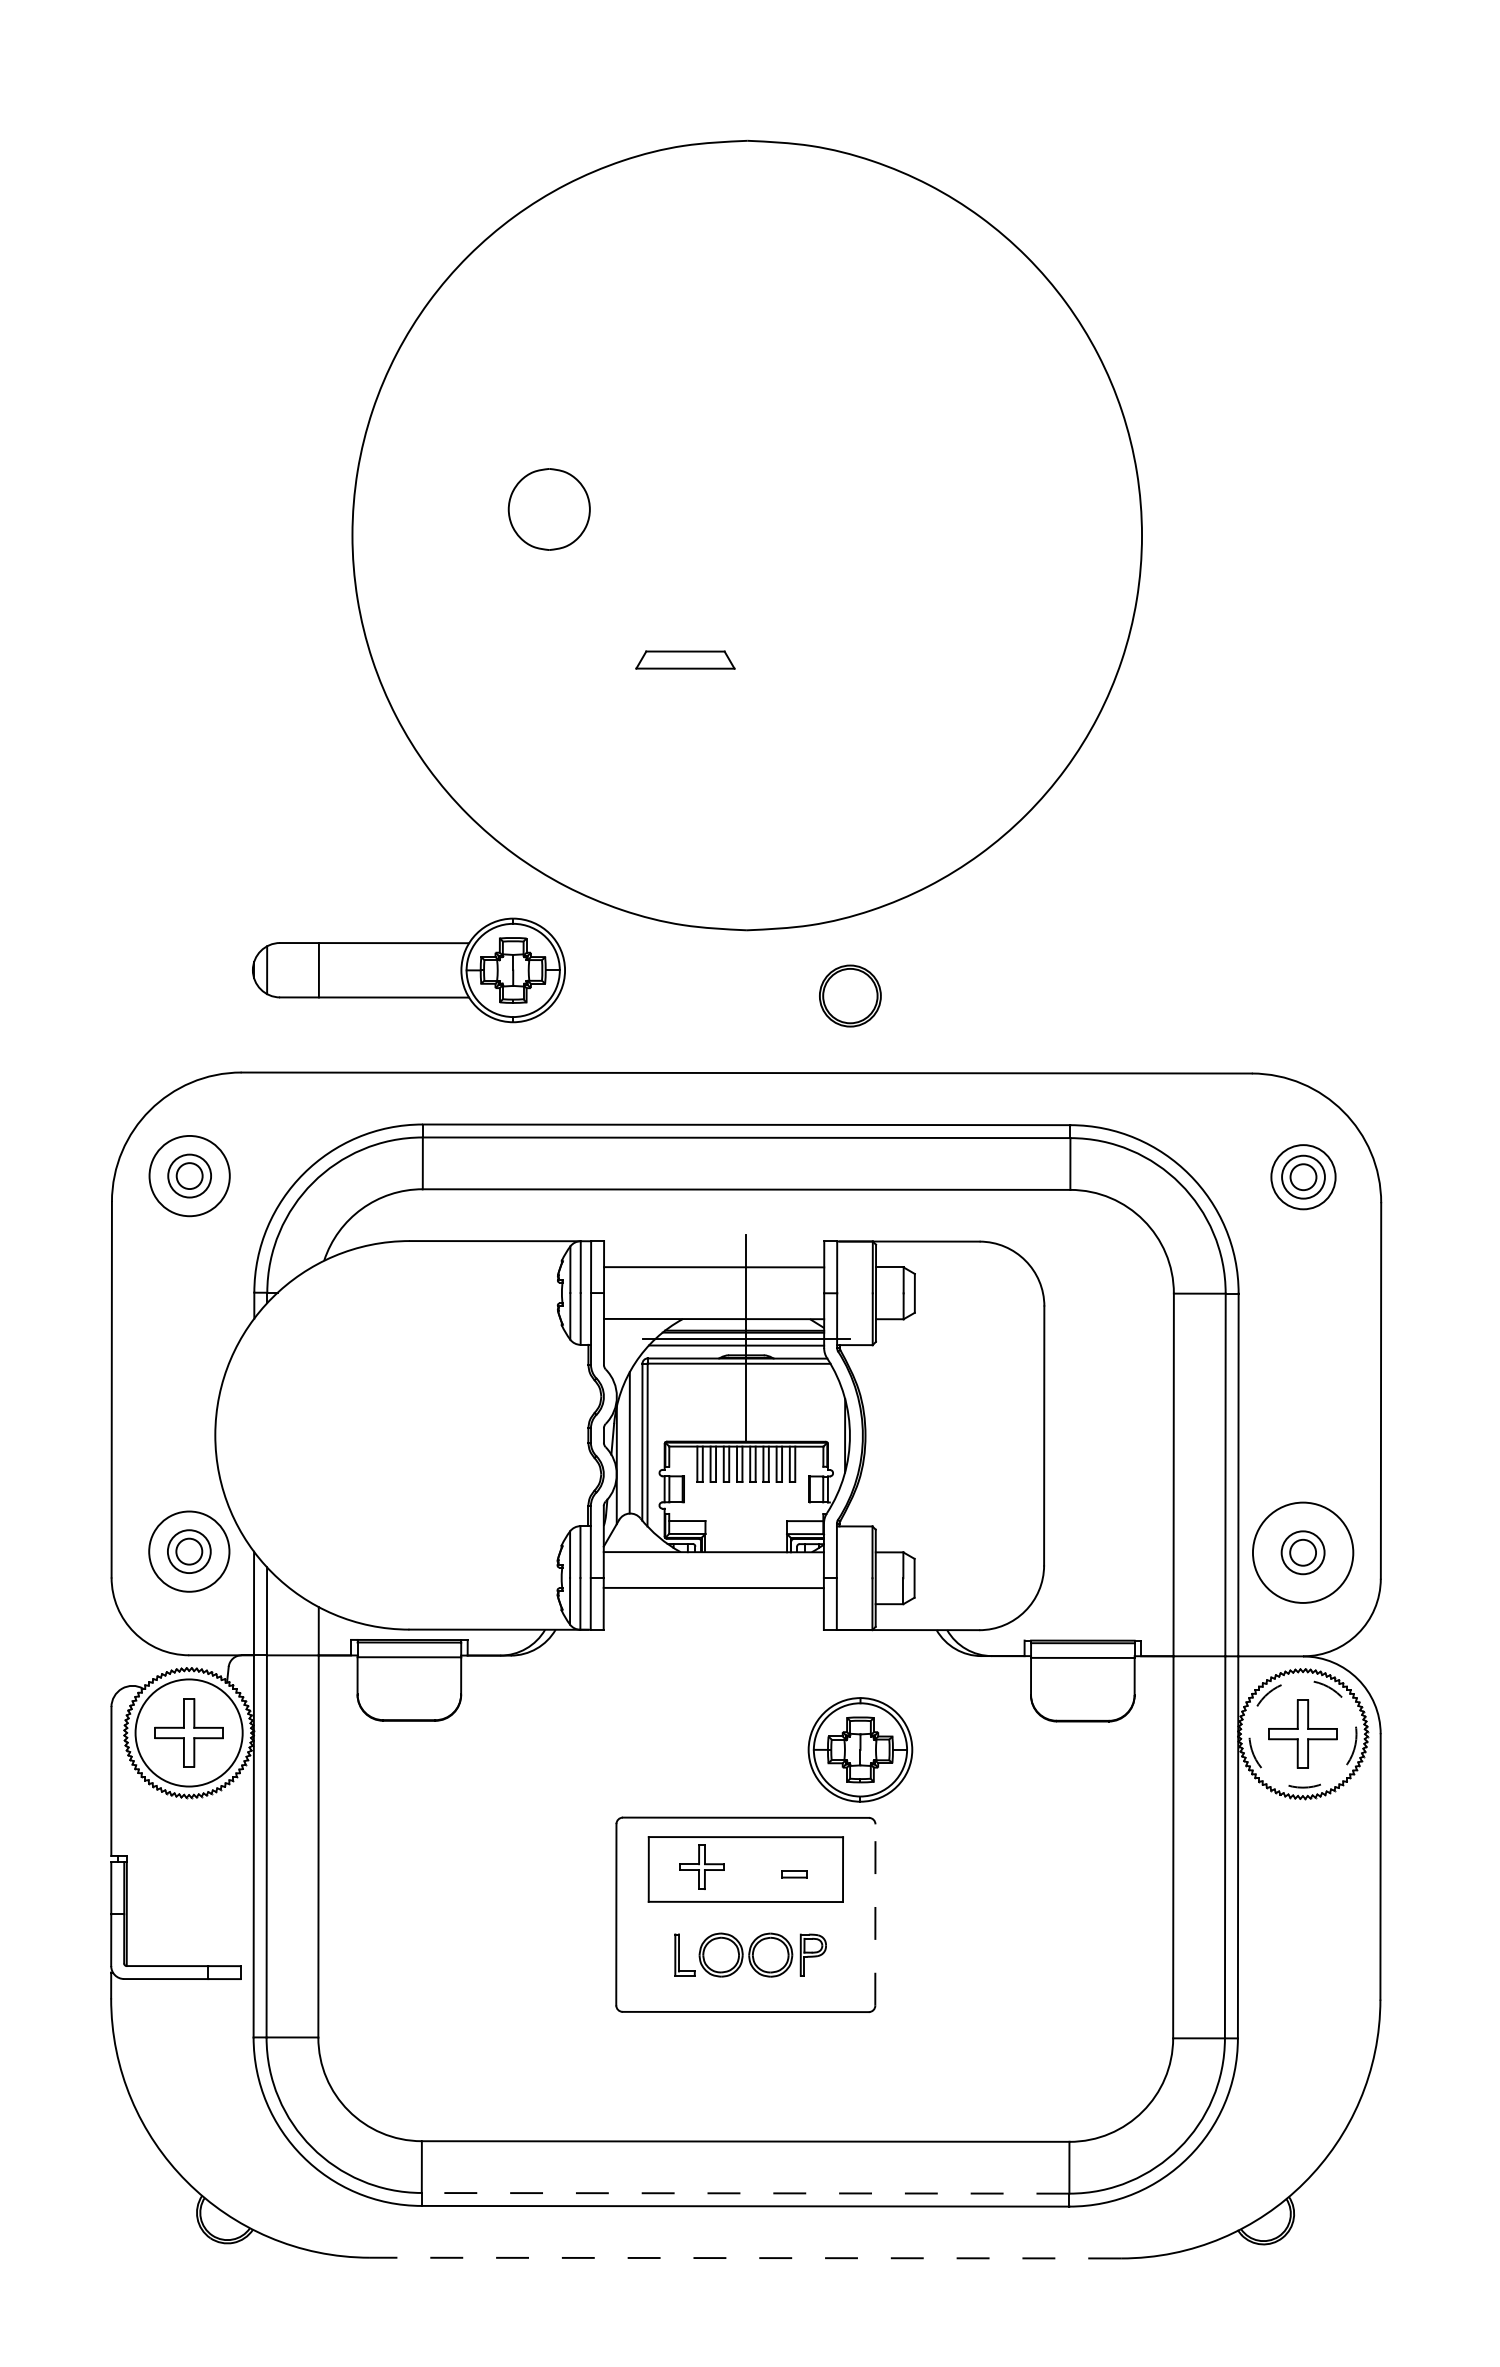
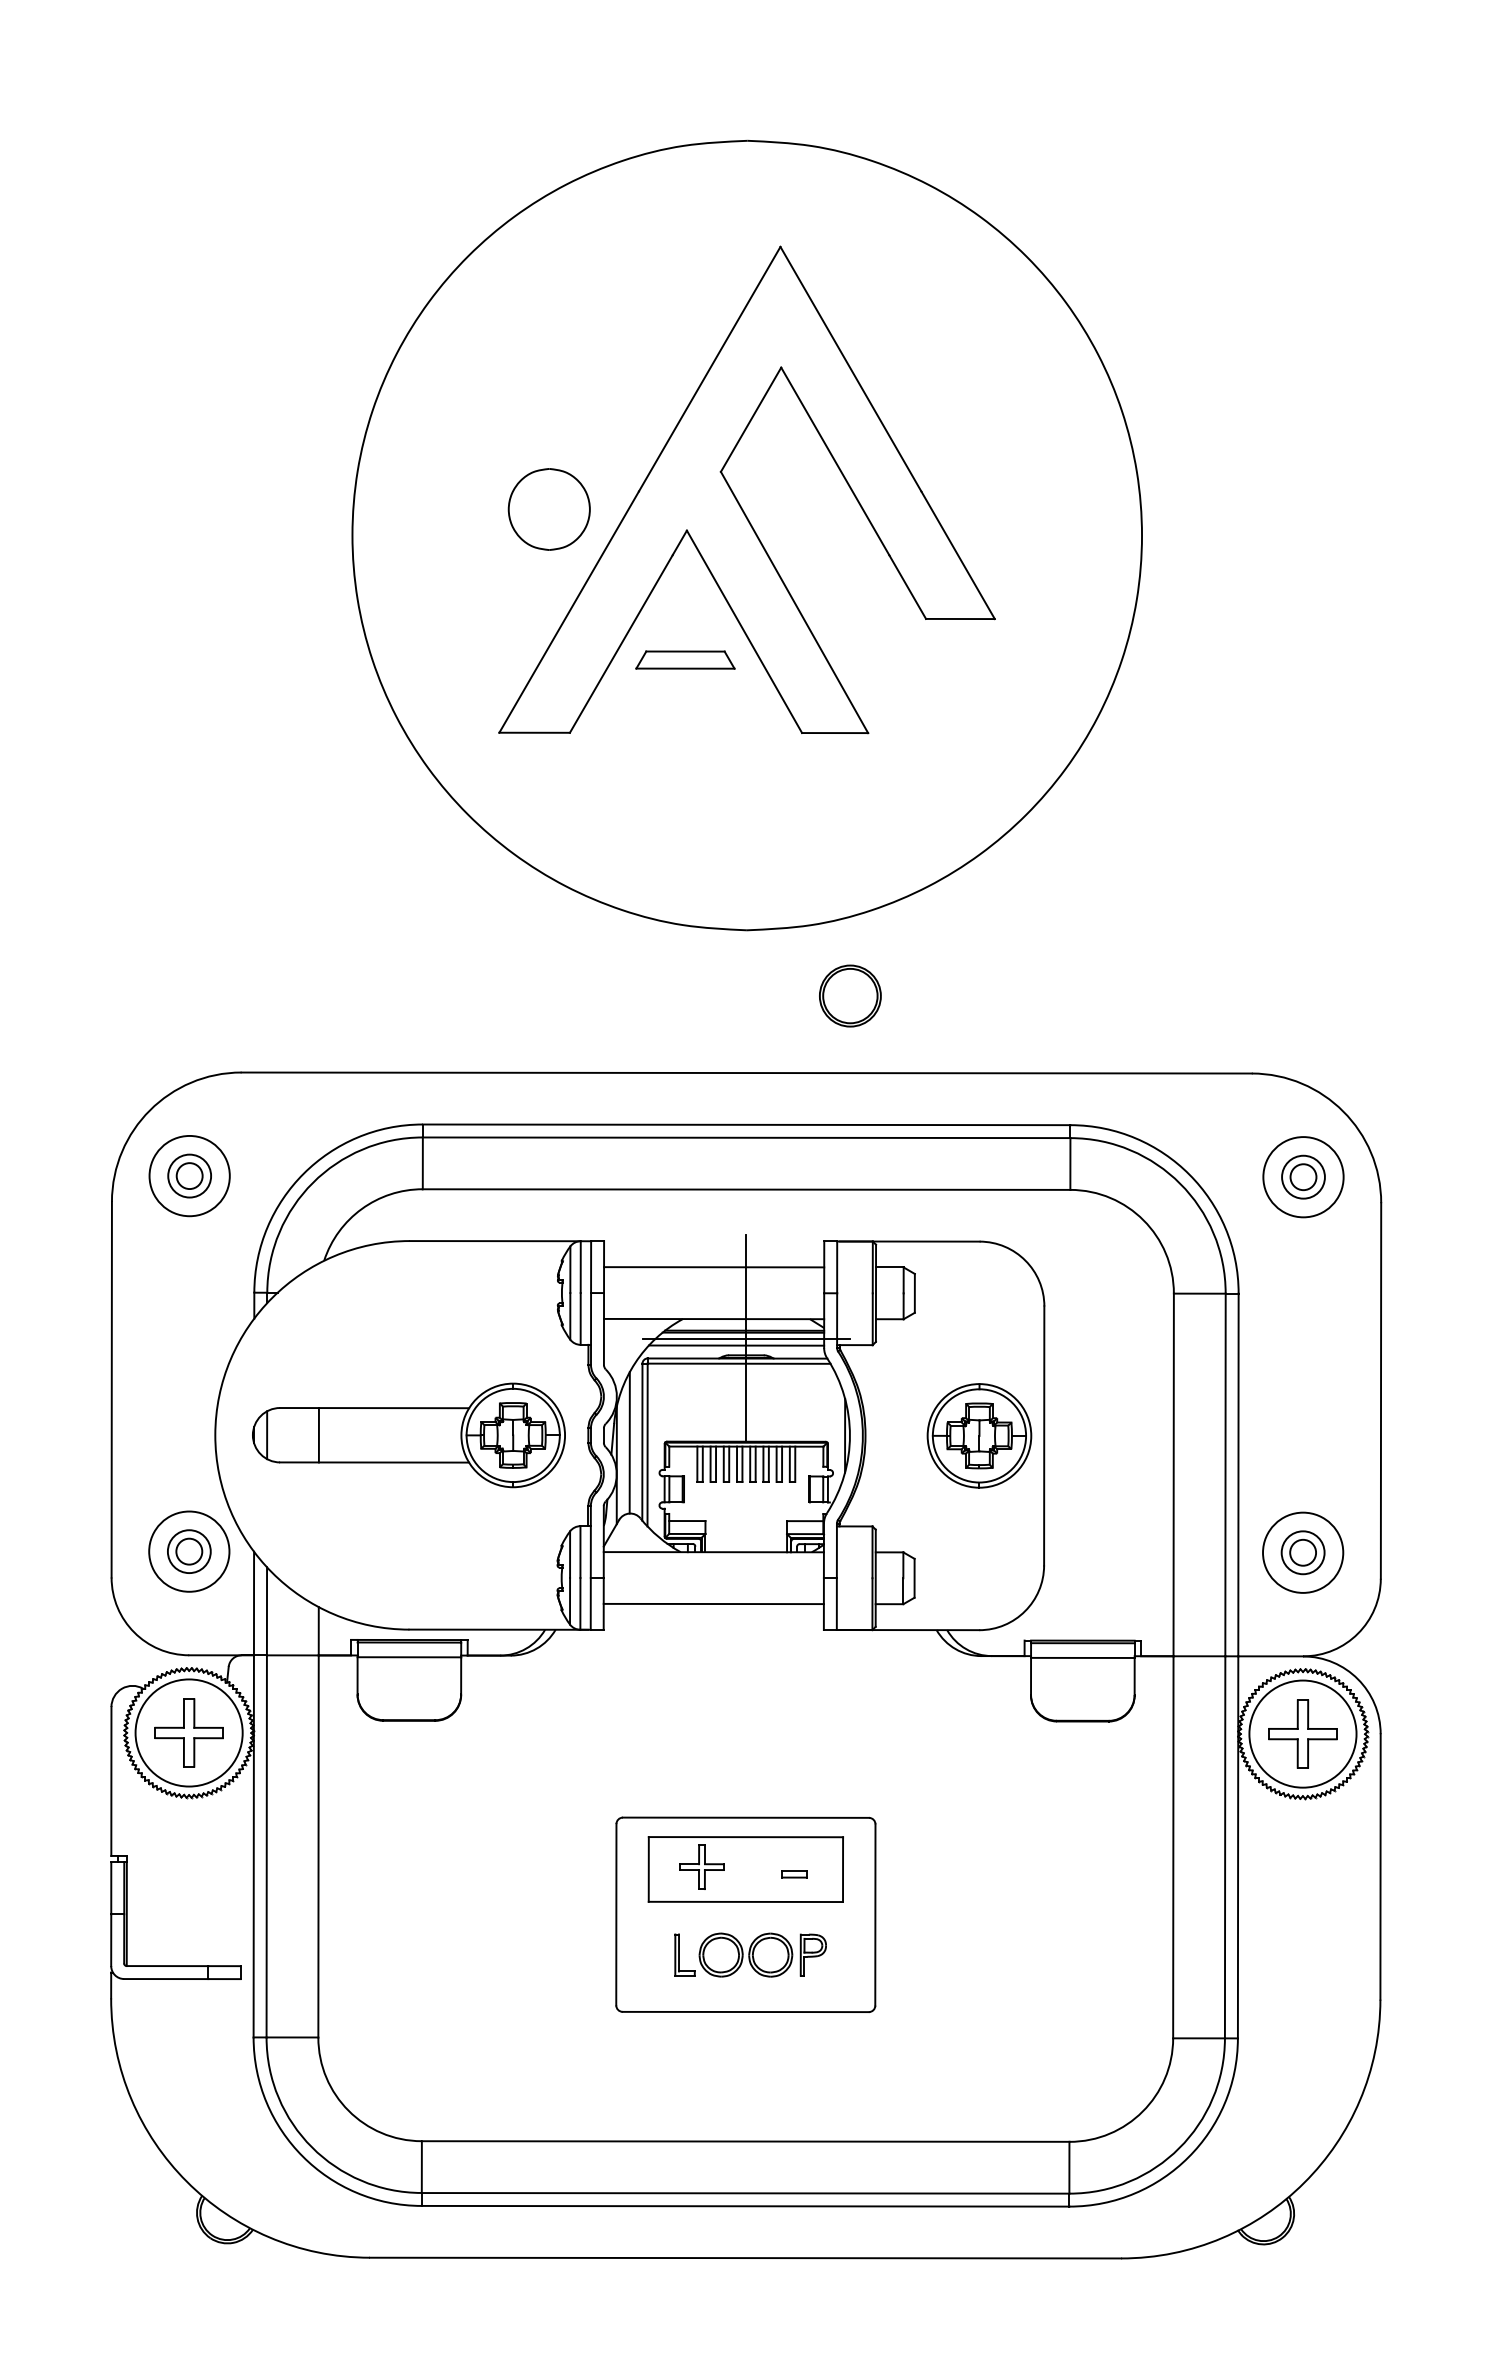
part: none -> present (735, 495)
part position: (408, 970) -> (408, 1435) (408, 1435)
circle diameter: 64 px -> 80 px (1303, 1177)
circle diameter: 100 px -> 80 px (1303, 1552)
line position: (713, 1587) -> (713, 1603) (713, 1603)
circle: dashed -> solid (1302, 1733)
part position: (860, 1749) -> (979, 1435) (979, 1435)
line: dashed -> solid (875, 1915)
line: dashed -> solid (745, 2193)
line: dashed -> solid (745, 2258)
